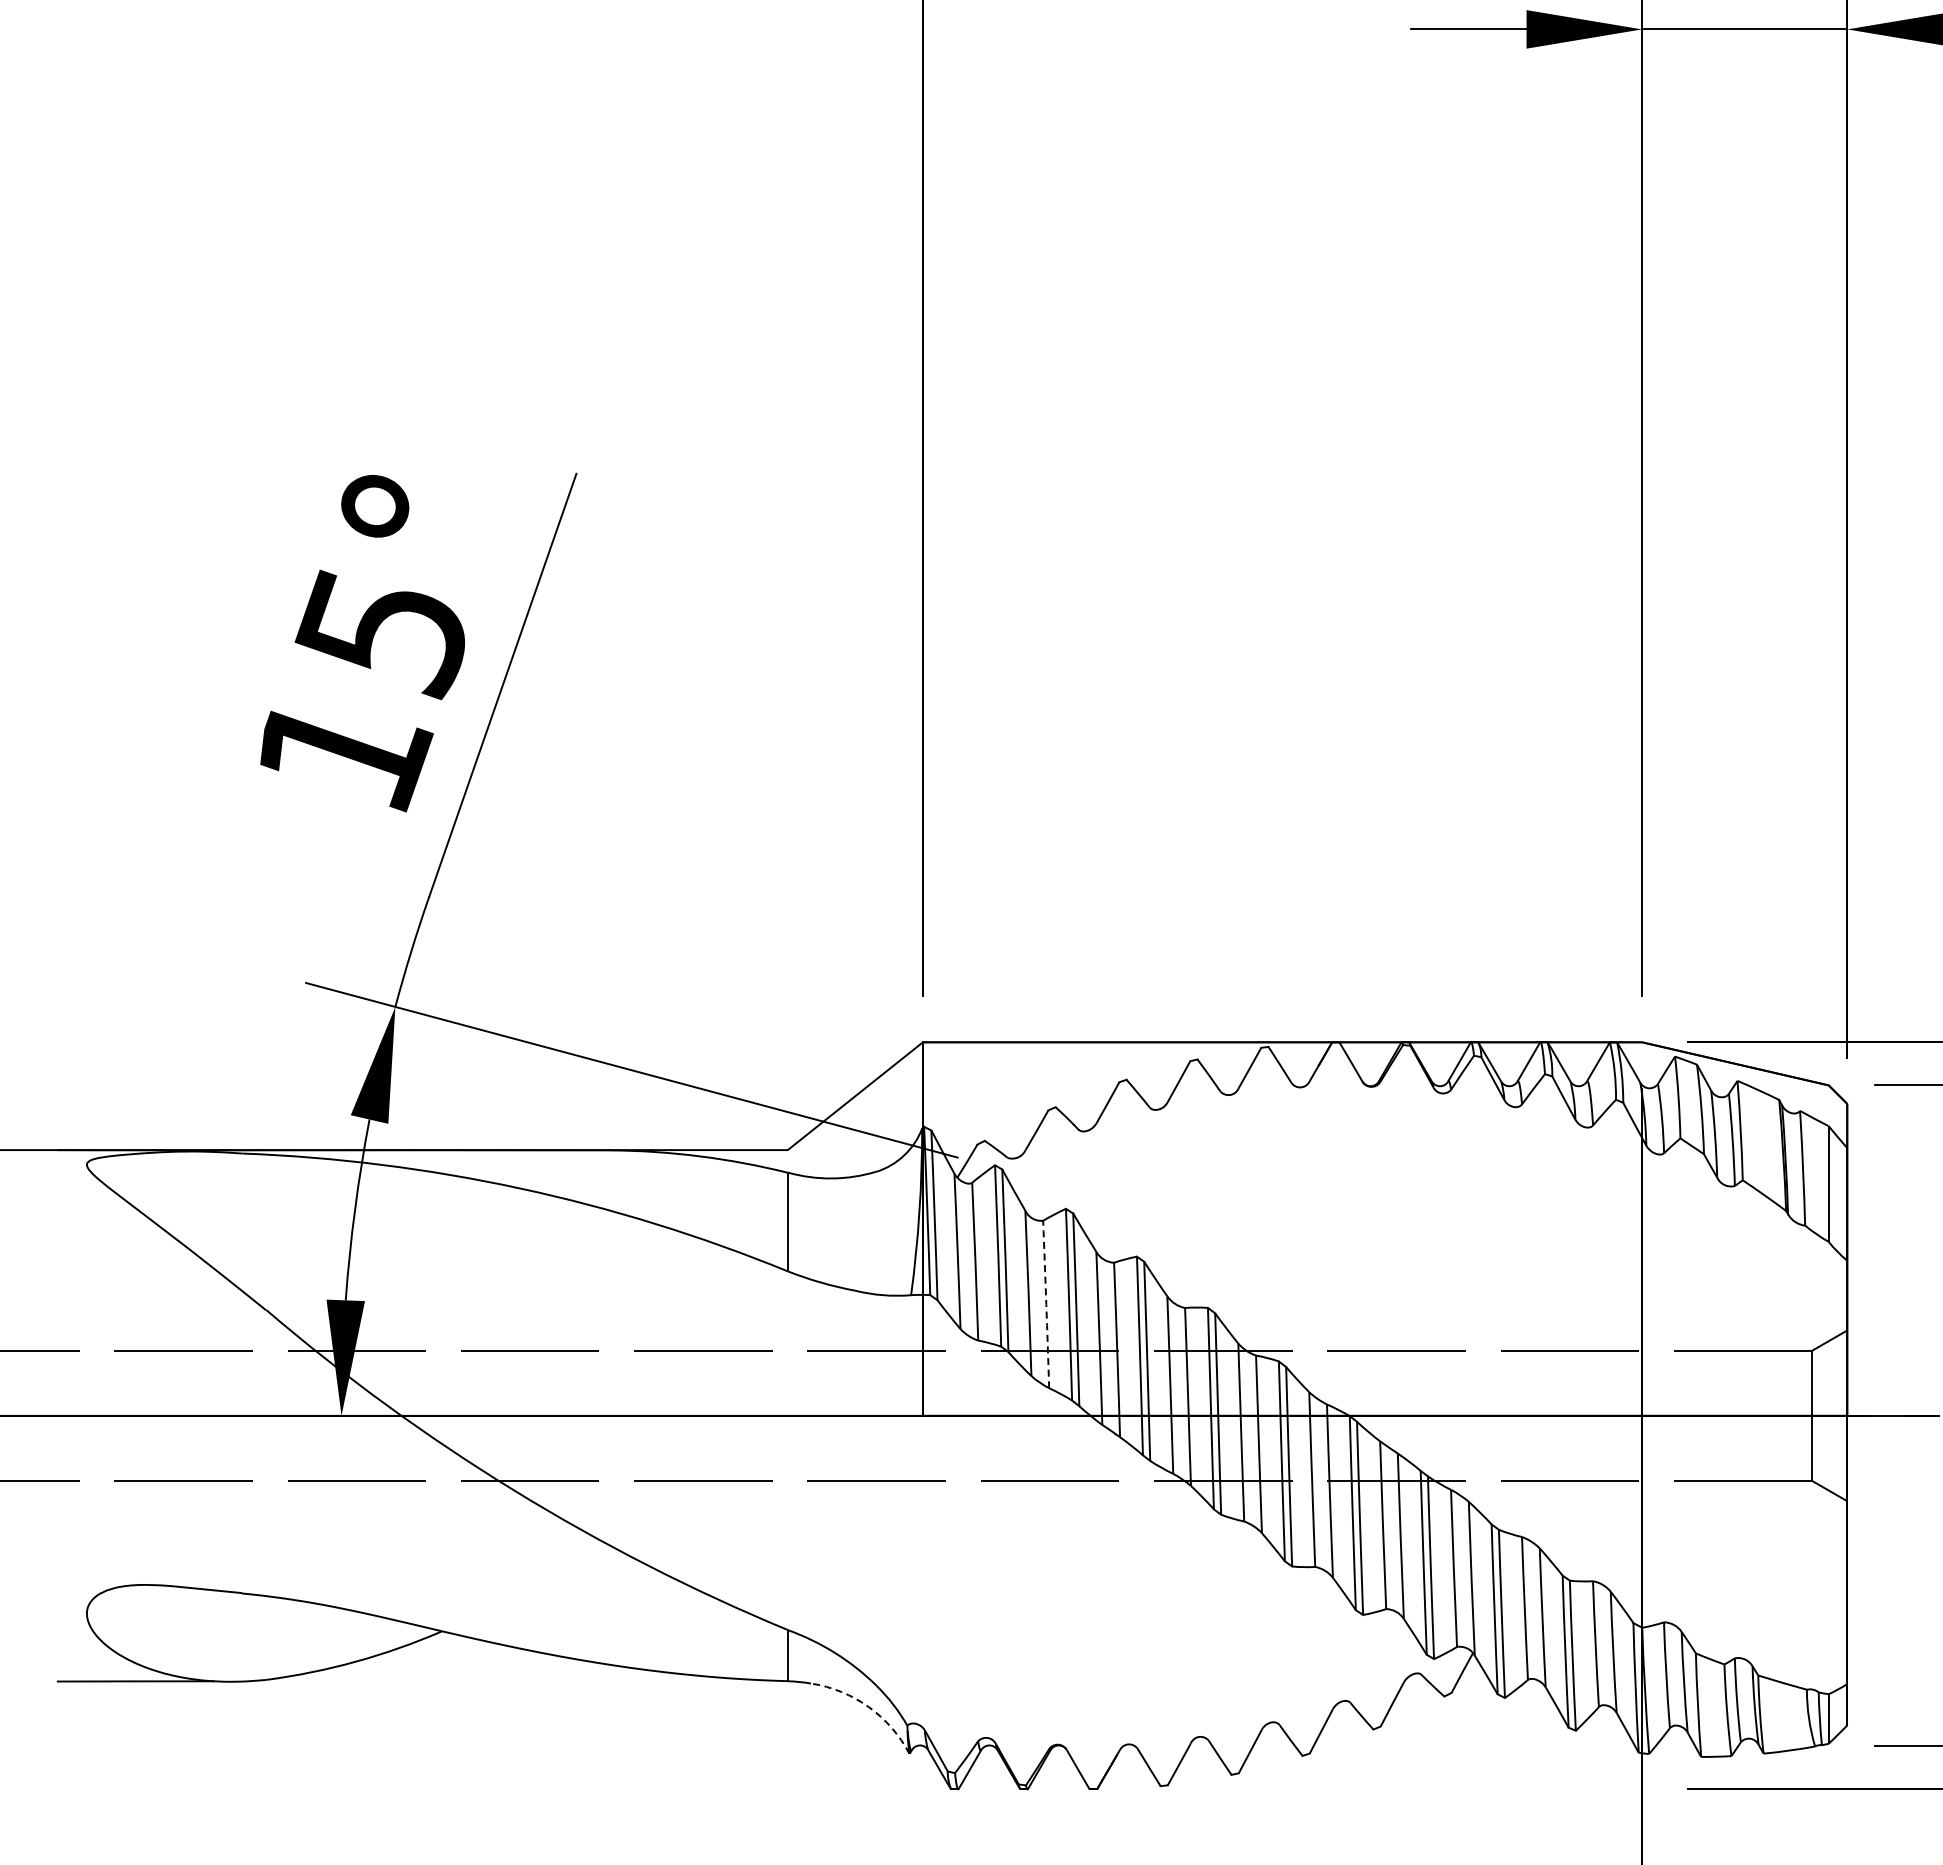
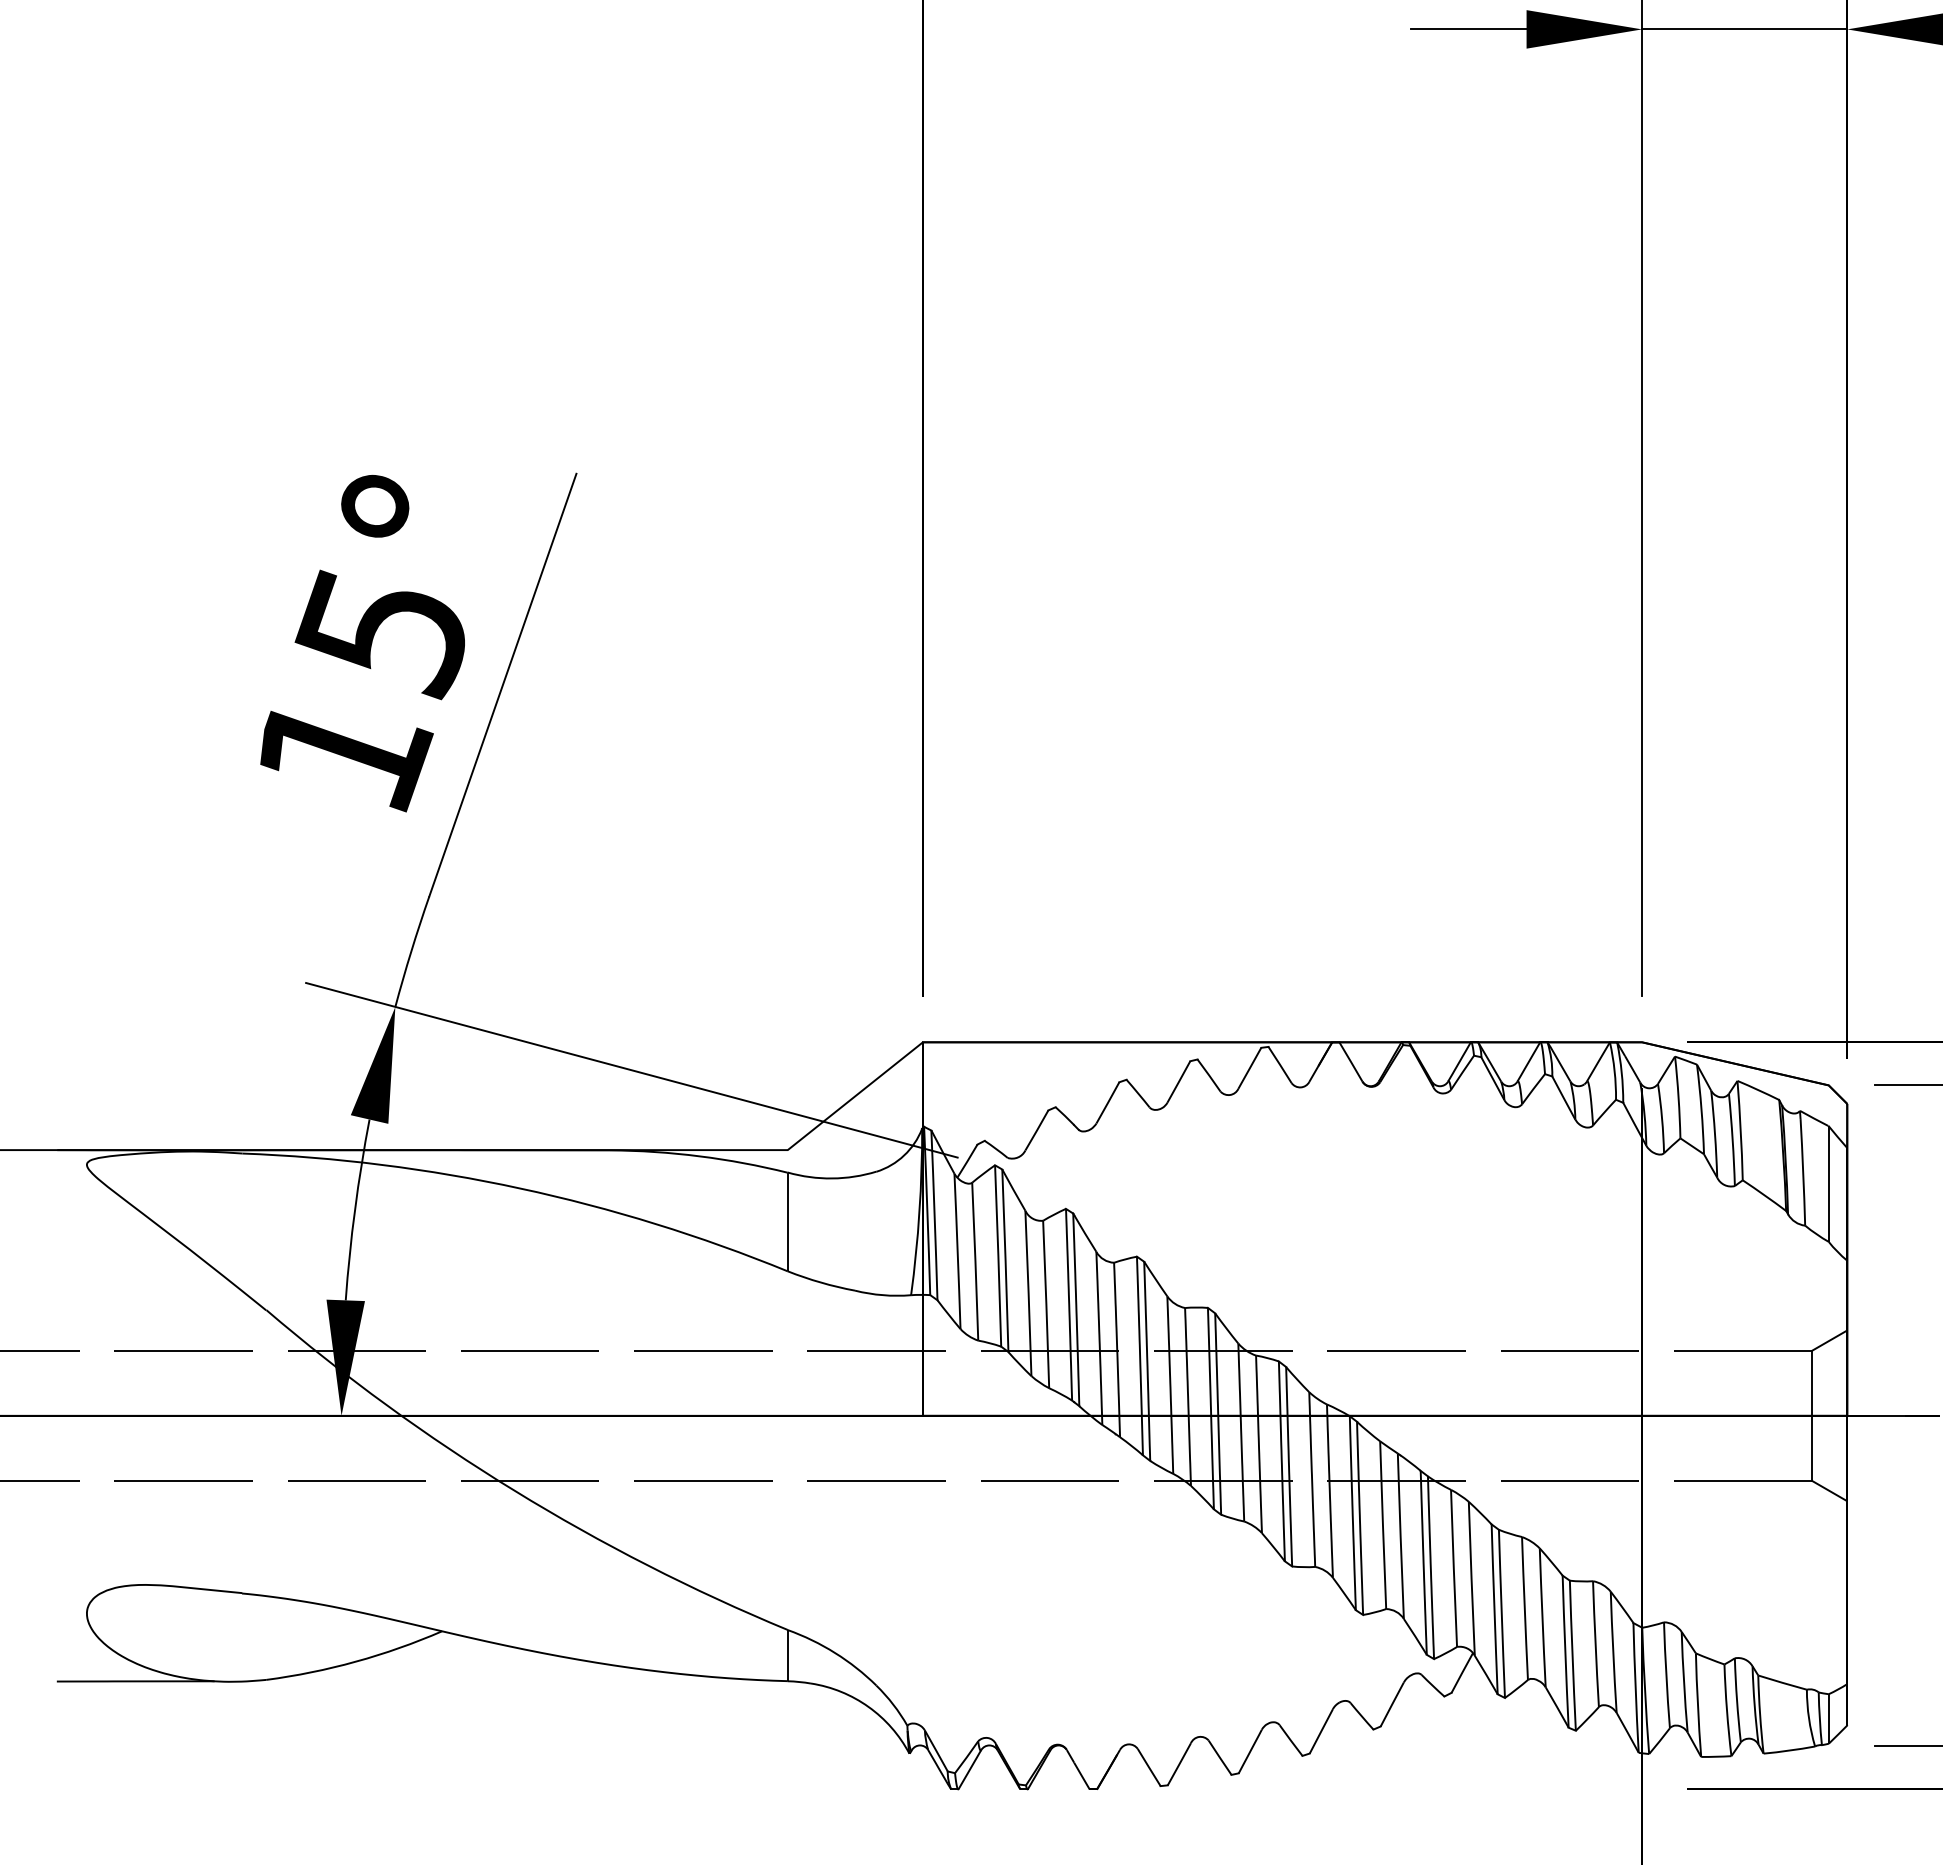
arc: dashed -> solid (1046, 1304)
arc: dashed -> solid (868, 1706)
